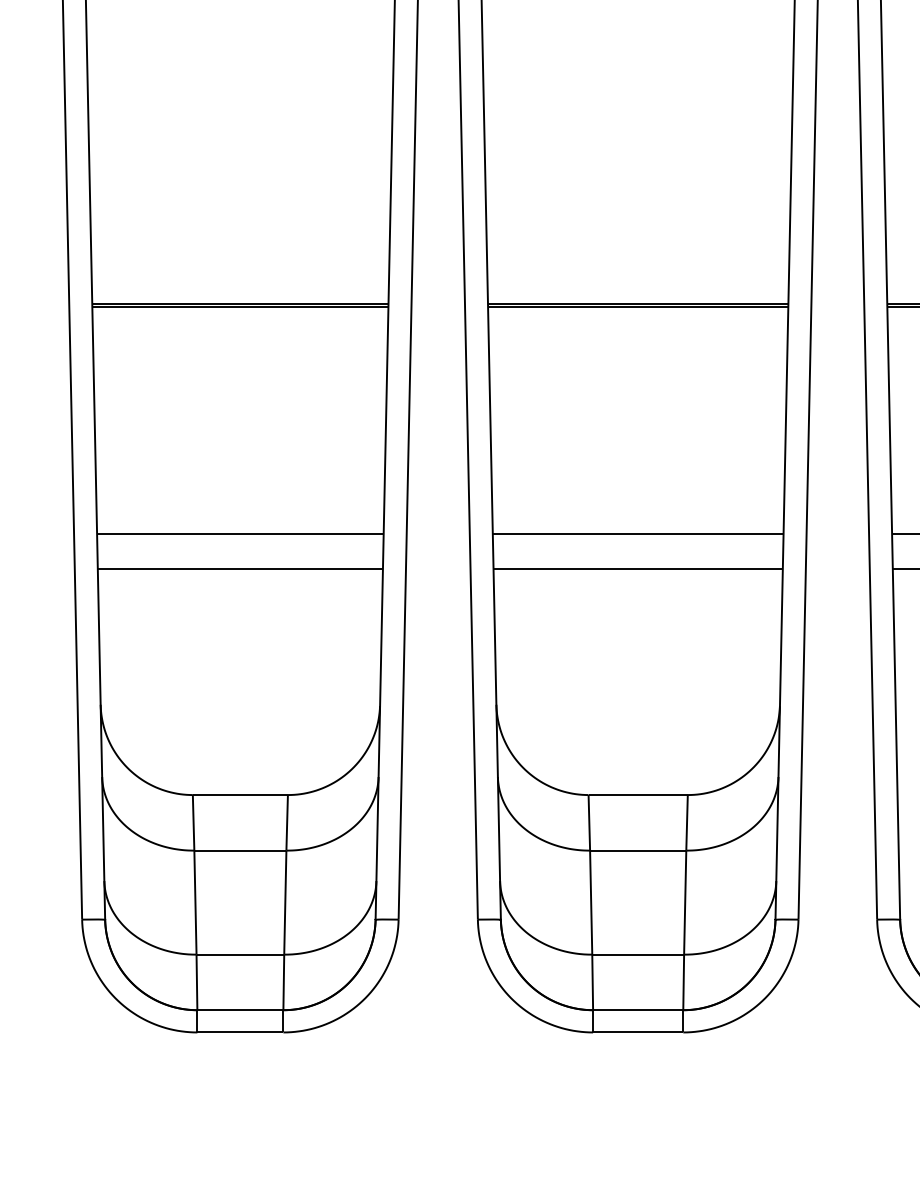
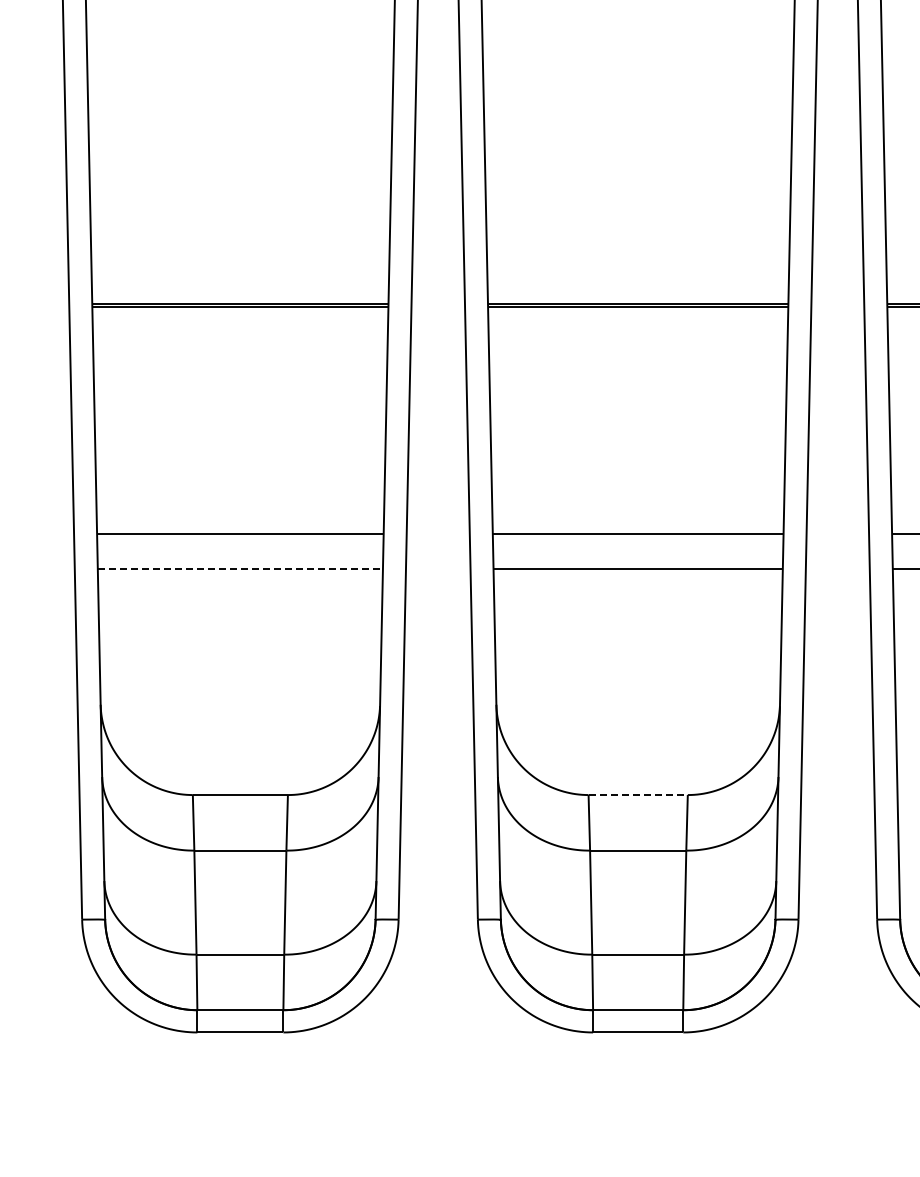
line: solid -> dashed (240, 568)
line: solid -> dashed (638, 795)
